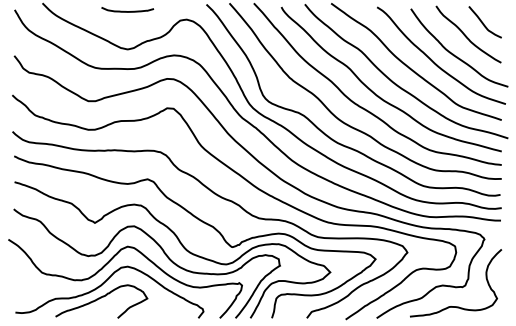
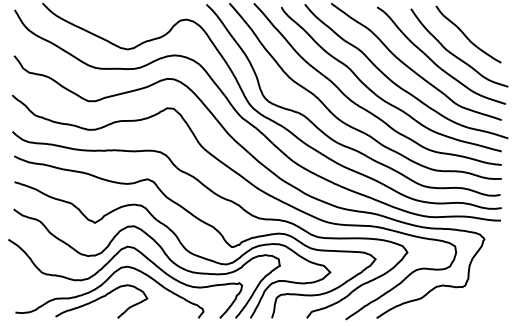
curve: present -> none (127, 11)
curve: present -> none (483, 22)
curve: present -> none (456, 306)
